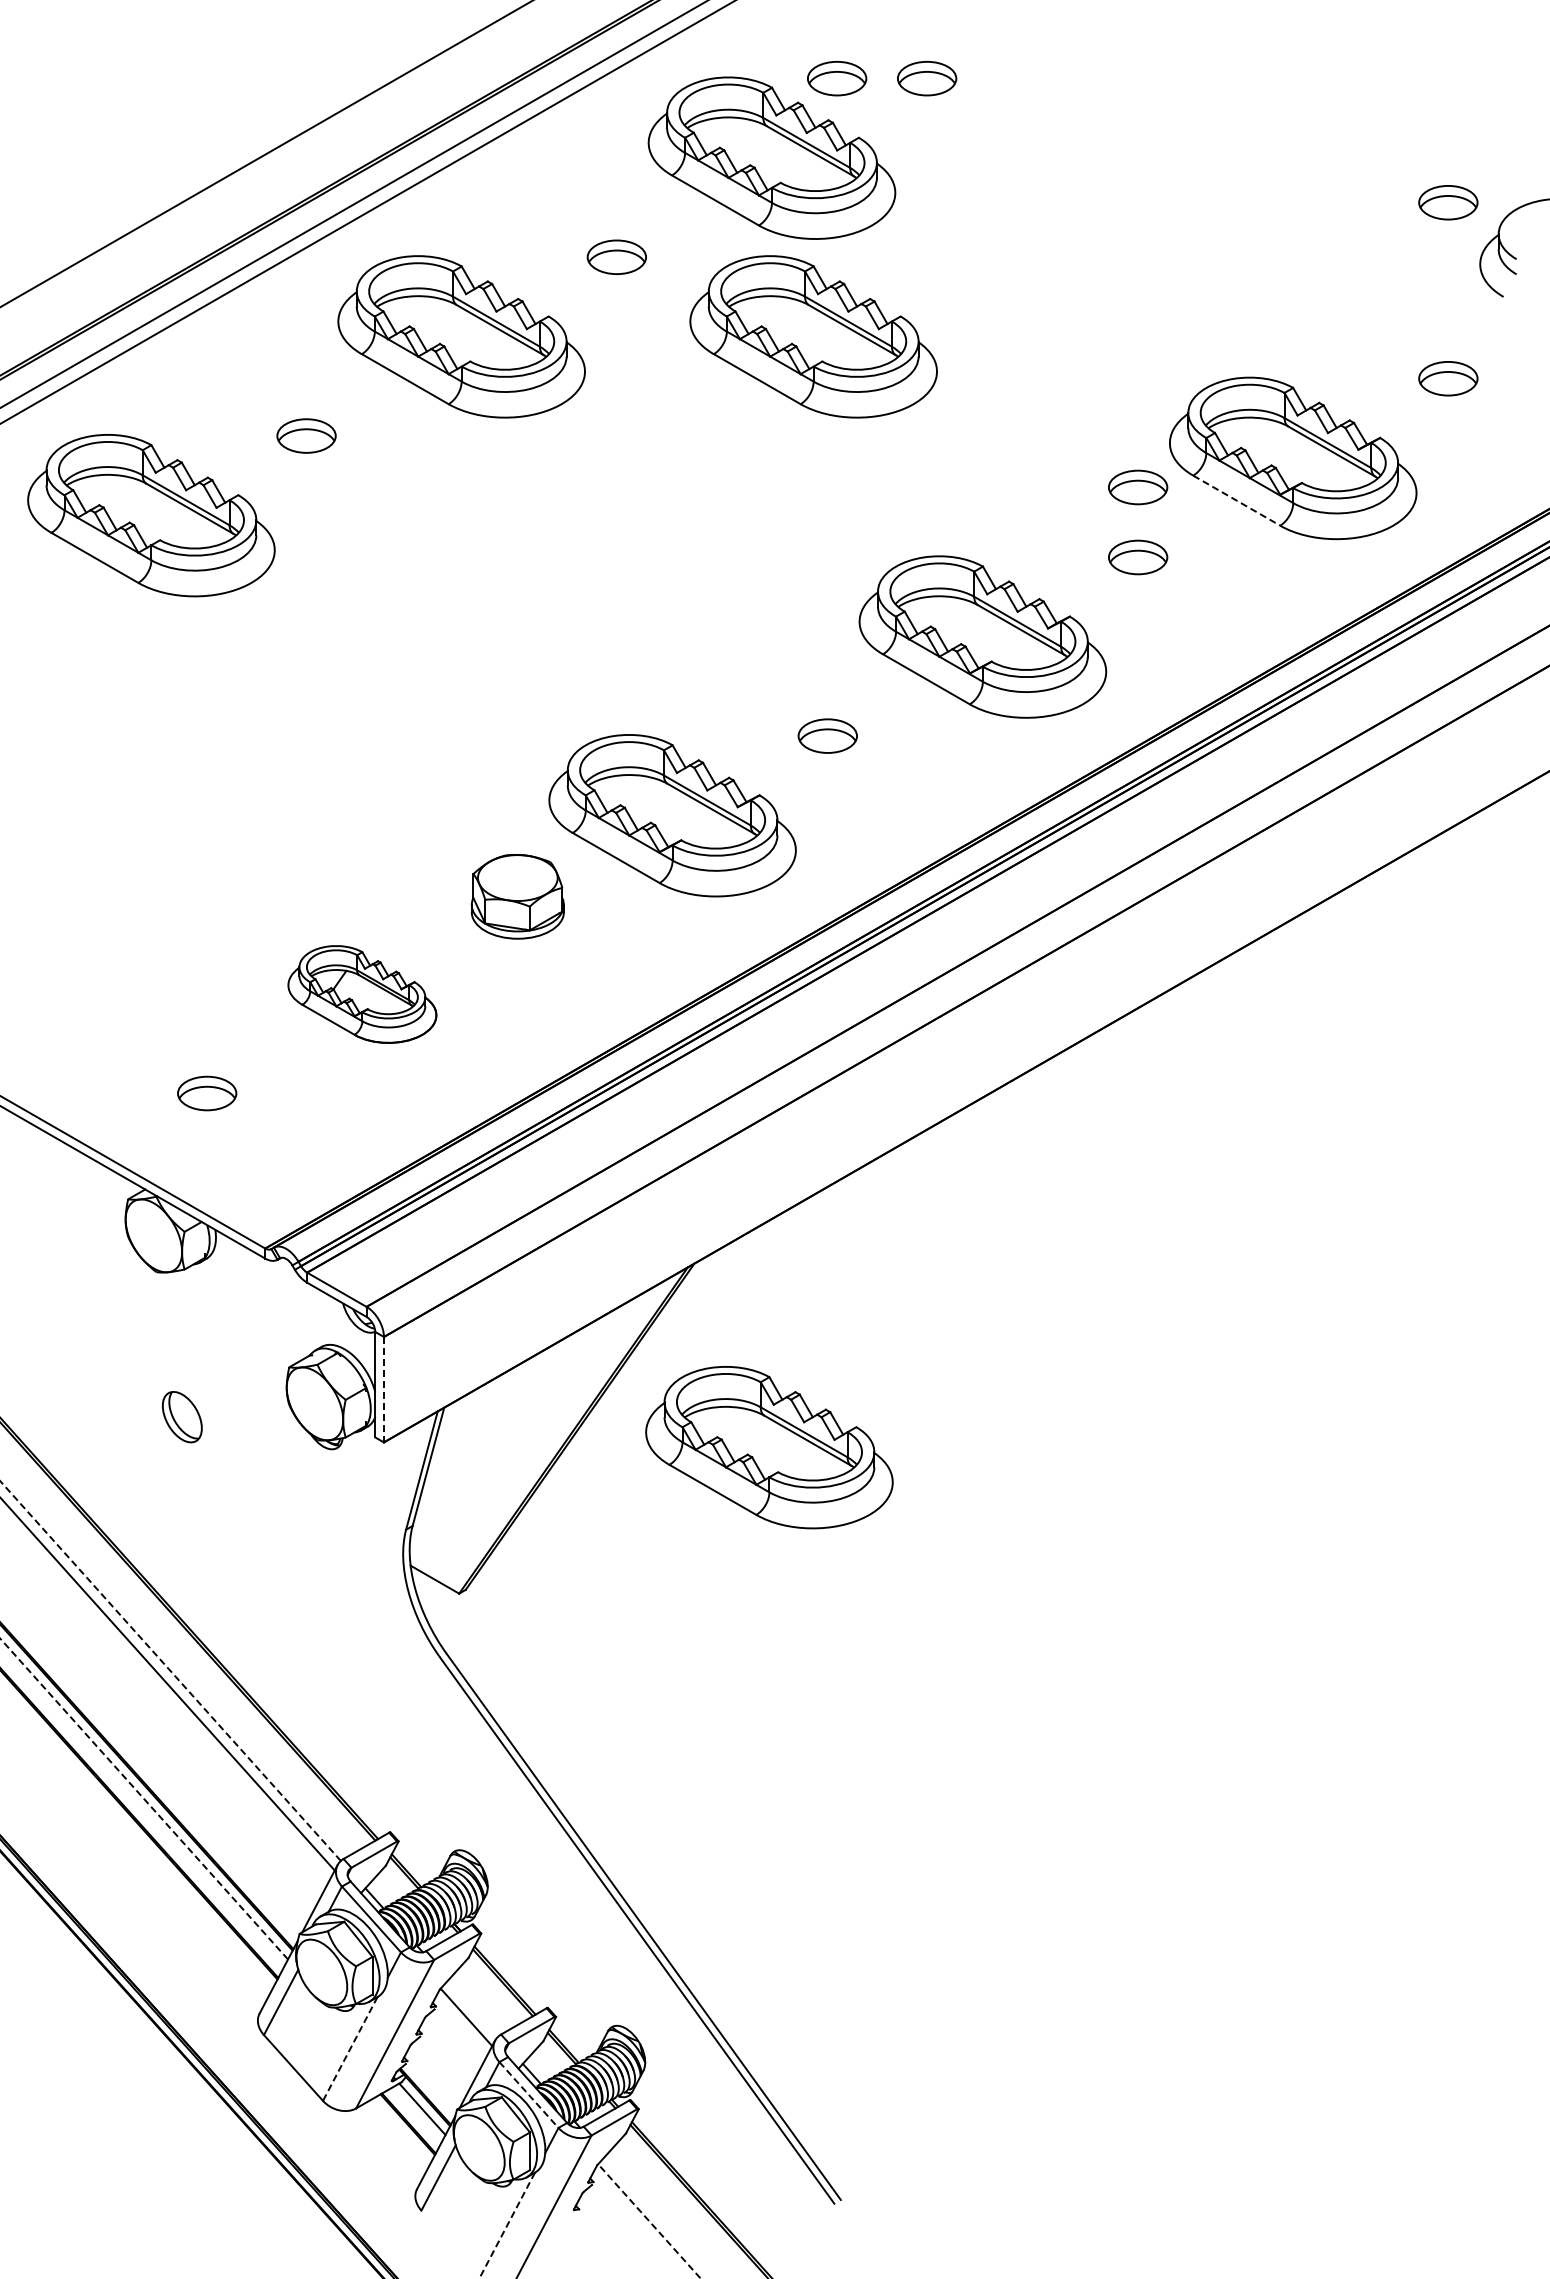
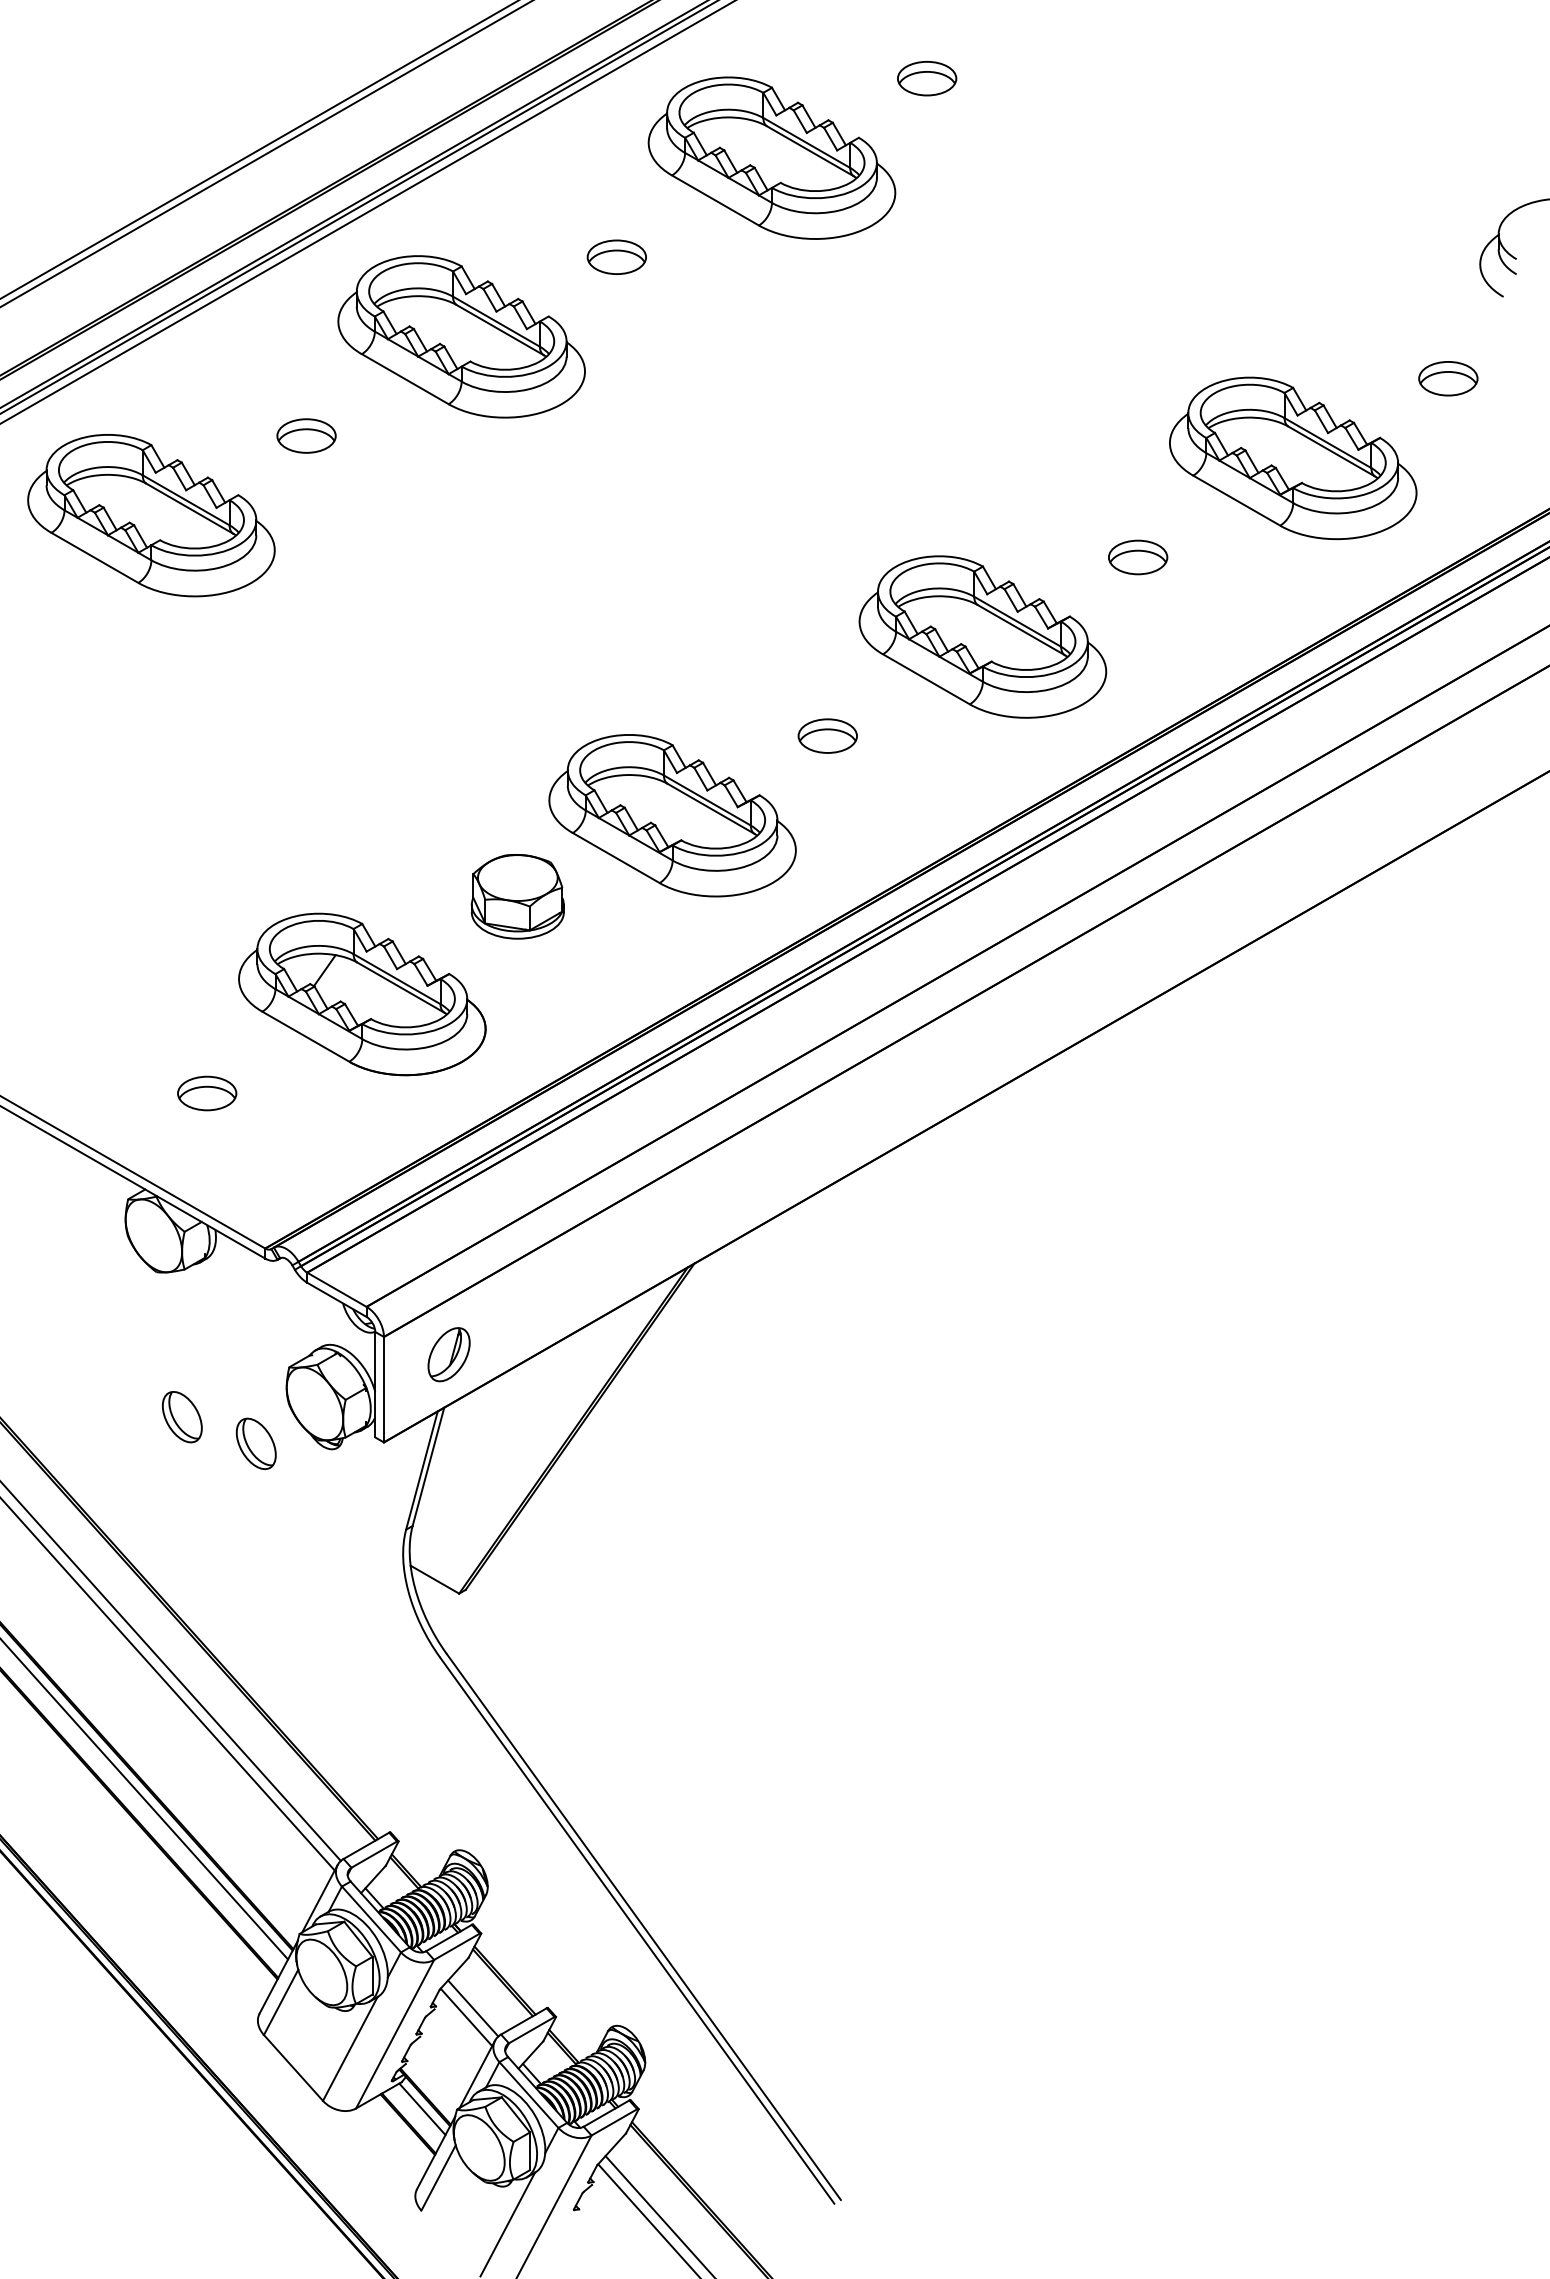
part: present -> none (837, 78)
line: none -> present (258, 149)
part: present -> none (1448, 202)
line: none -> present (358, 207)
part: present -> none (813, 336)
part: present -> none (1138, 487)
line: dashed -> solid (1237, 500)
part size: 151x99 px -> 249x165 px (362, 994)
part: none -> present (448, 1354)
line: dashed -> solid (383, 1389)
part: none -> present (255, 1443)
part: present -> none (769, 1447)
line: dashed -> solid (170, 1670)
line: dashed -> solid (143, 1798)
line: none -> present (473, 2008)
line: dashed -> solid (350, 2048)
line: dashed -> solid (529, 2095)
line: none -> present (659, 2215)
line: dashed -> solid (649, 2221)
line: dashed -> solid (507, 2224)
